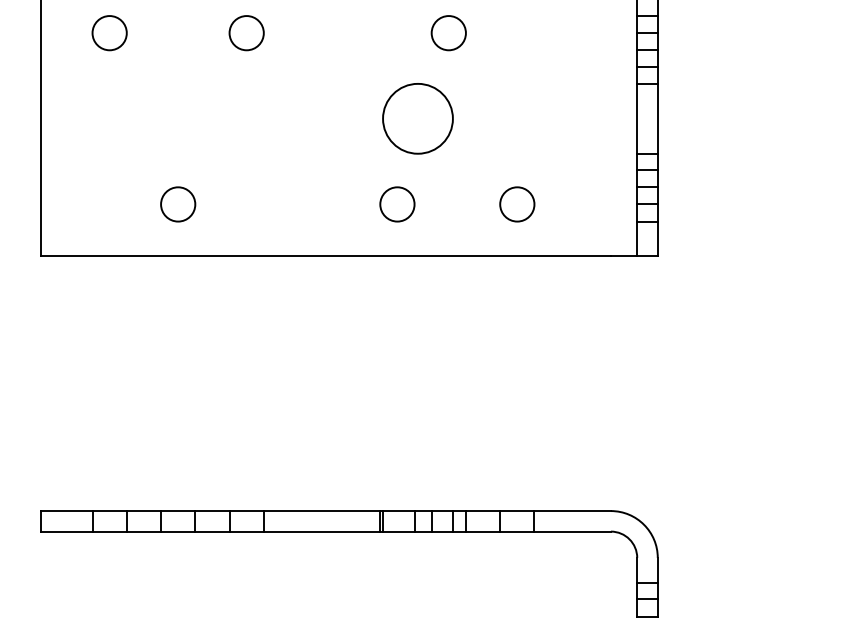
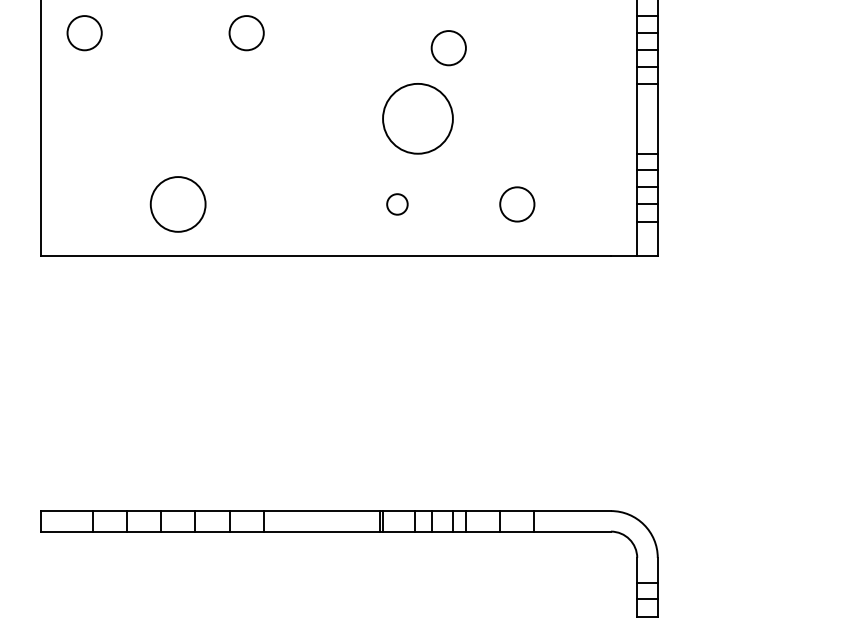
circle position: (109, 33) -> (84, 33) (84, 33)
circle position: (448, 33) -> (448, 48) (448, 48)
circle diameter: 34 px -> 55 px (177, 204)
circle diameter: 34 px -> 21 px (397, 204)
